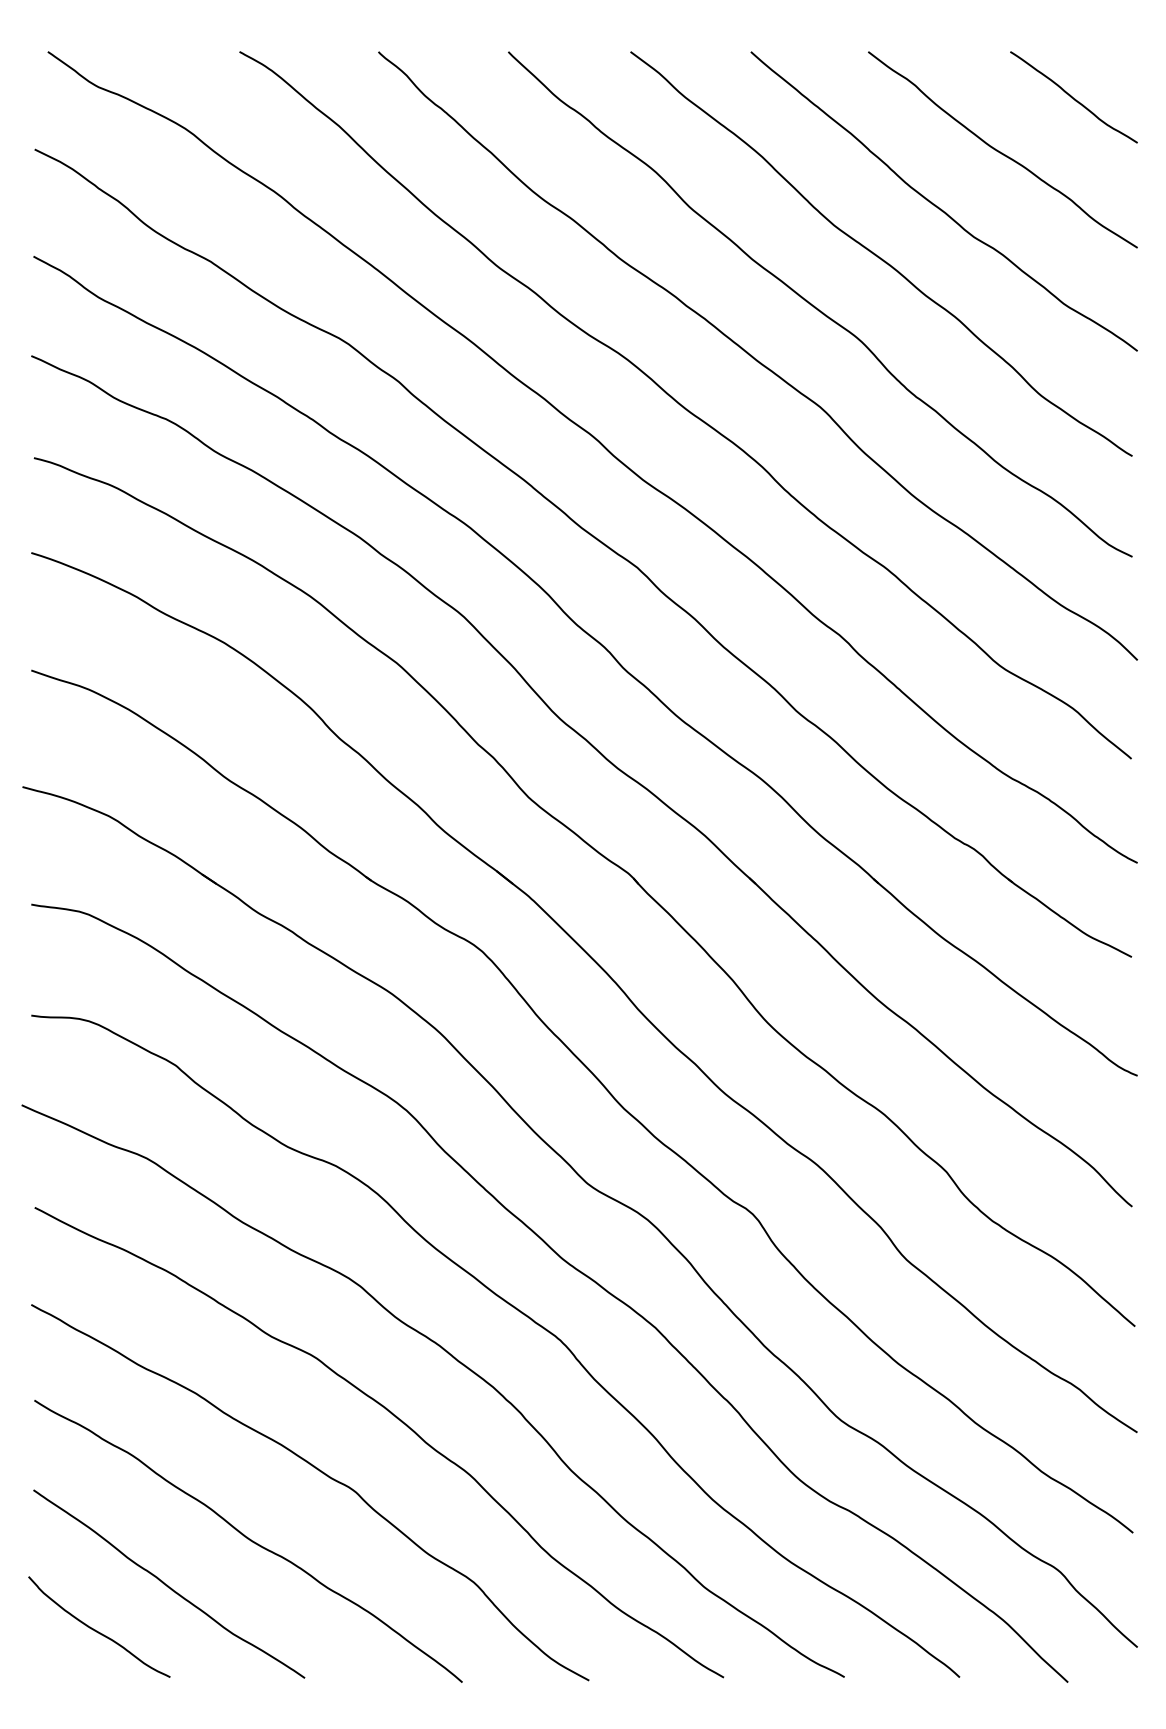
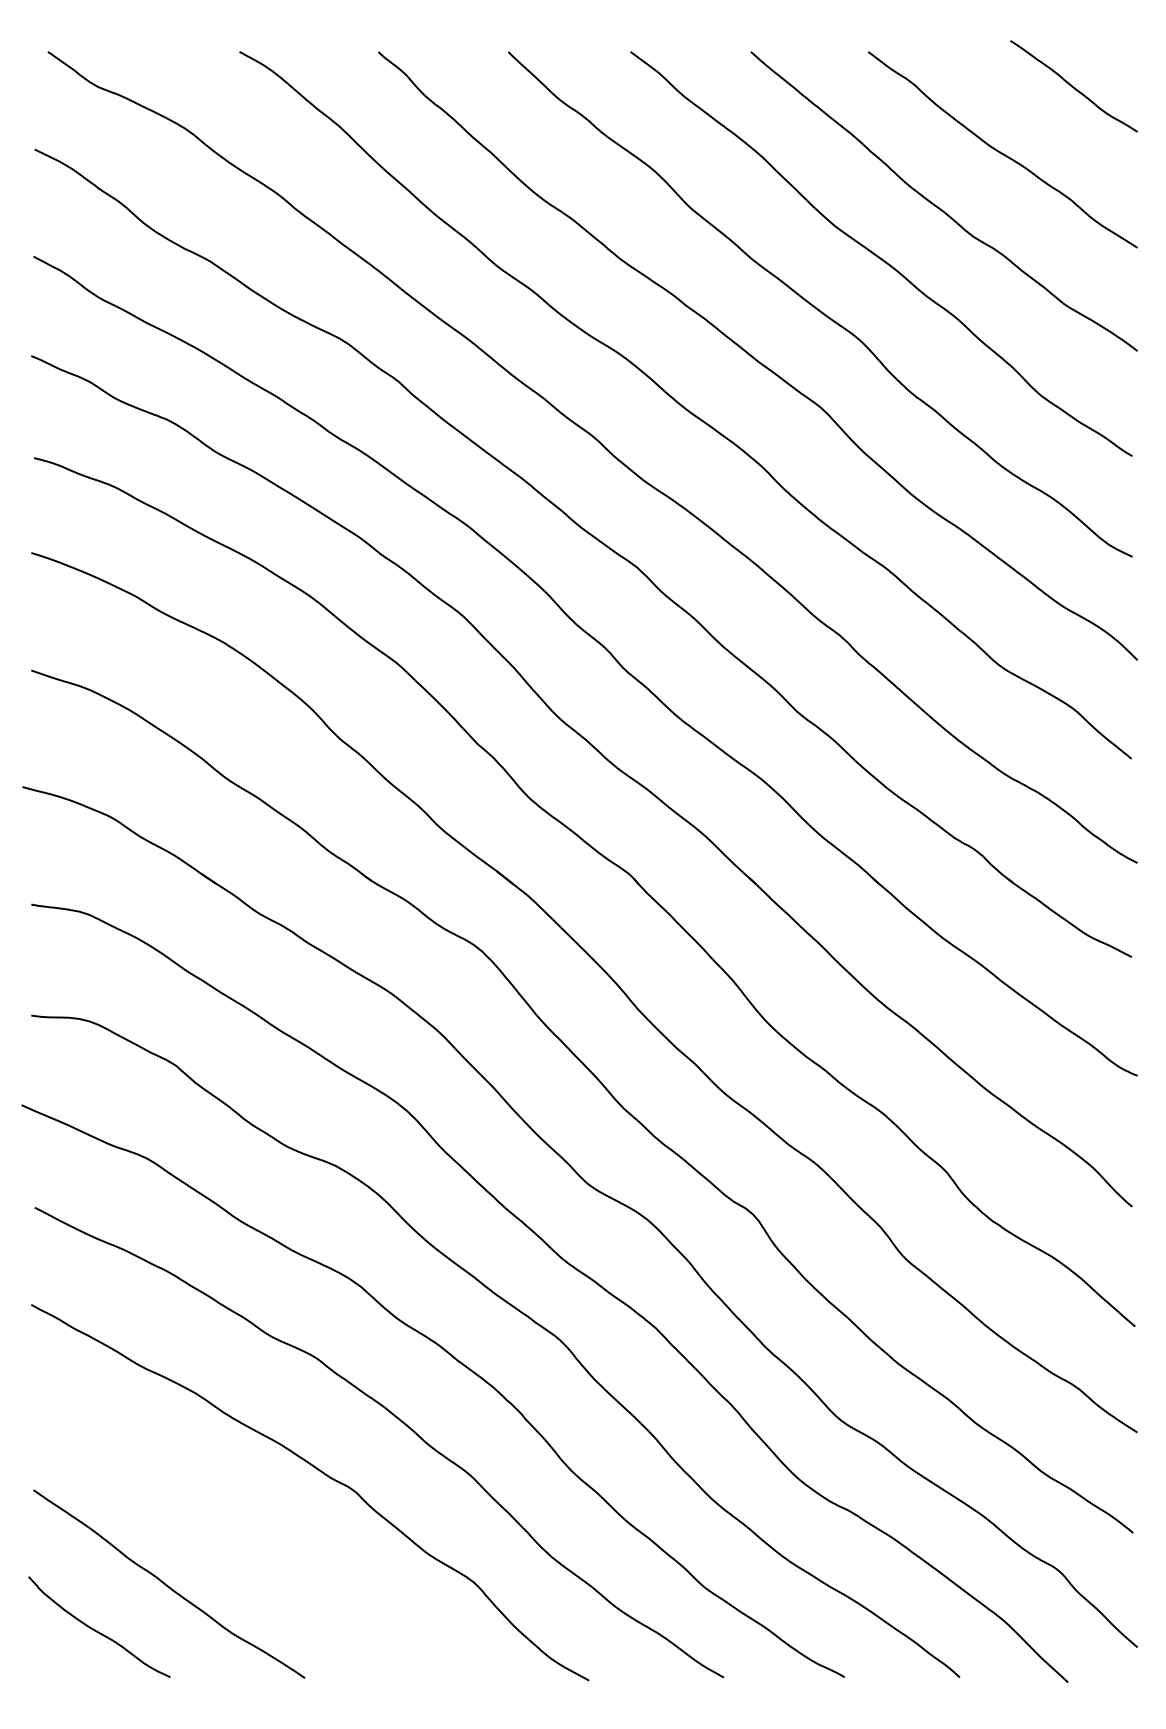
curve position: (1073, 97) -> (1073, 86) (1073, 86)
curve: present -> none (249, 1540)
